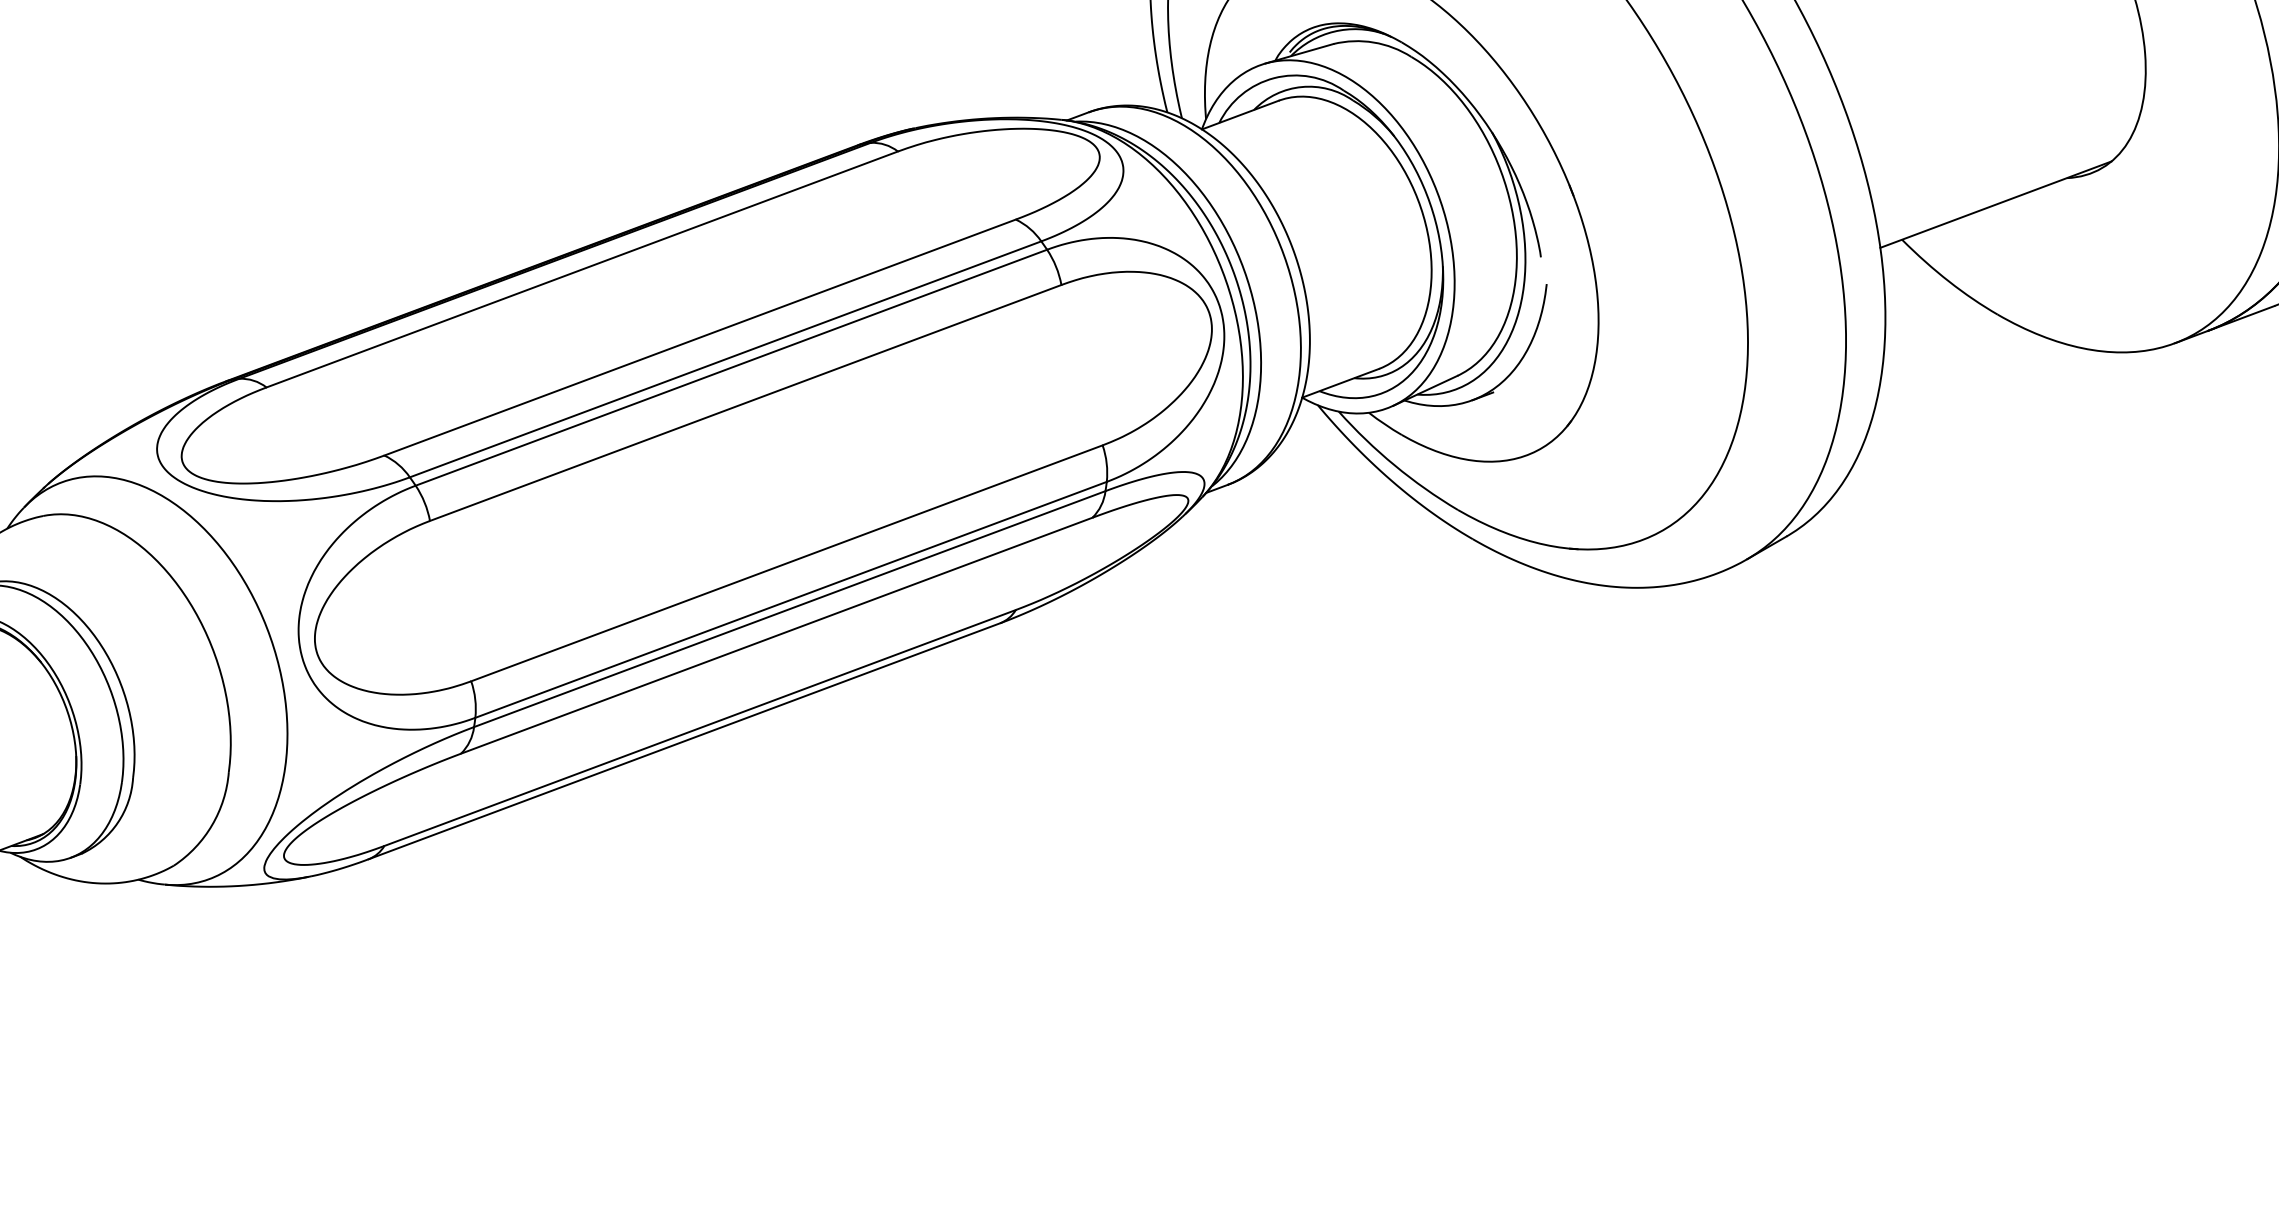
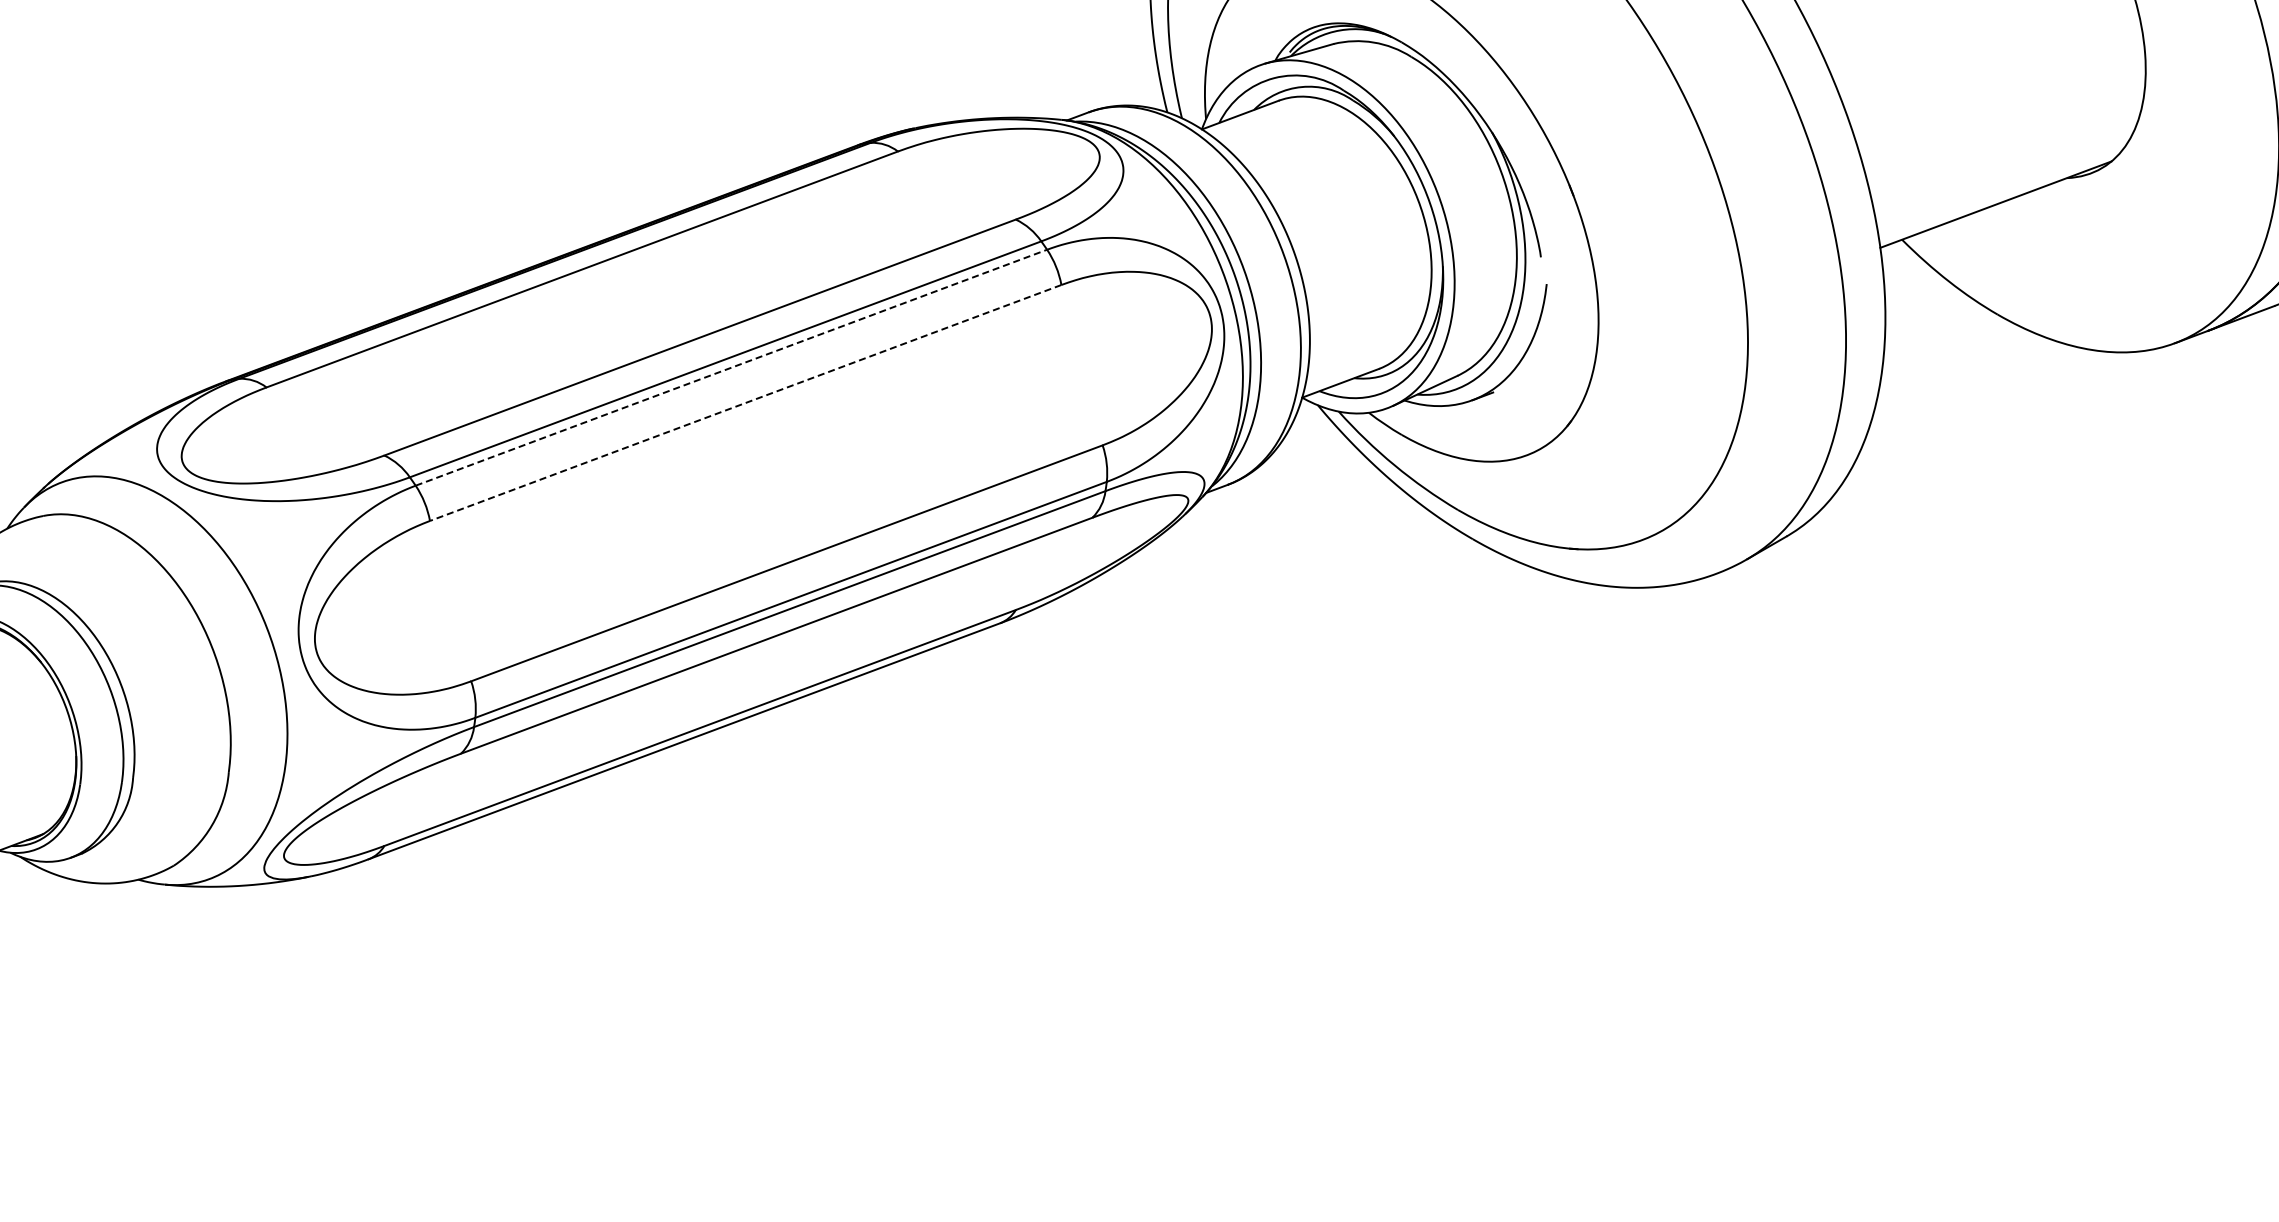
line: solid -> dashed (731, 367)
line: solid -> dashed (745, 403)
